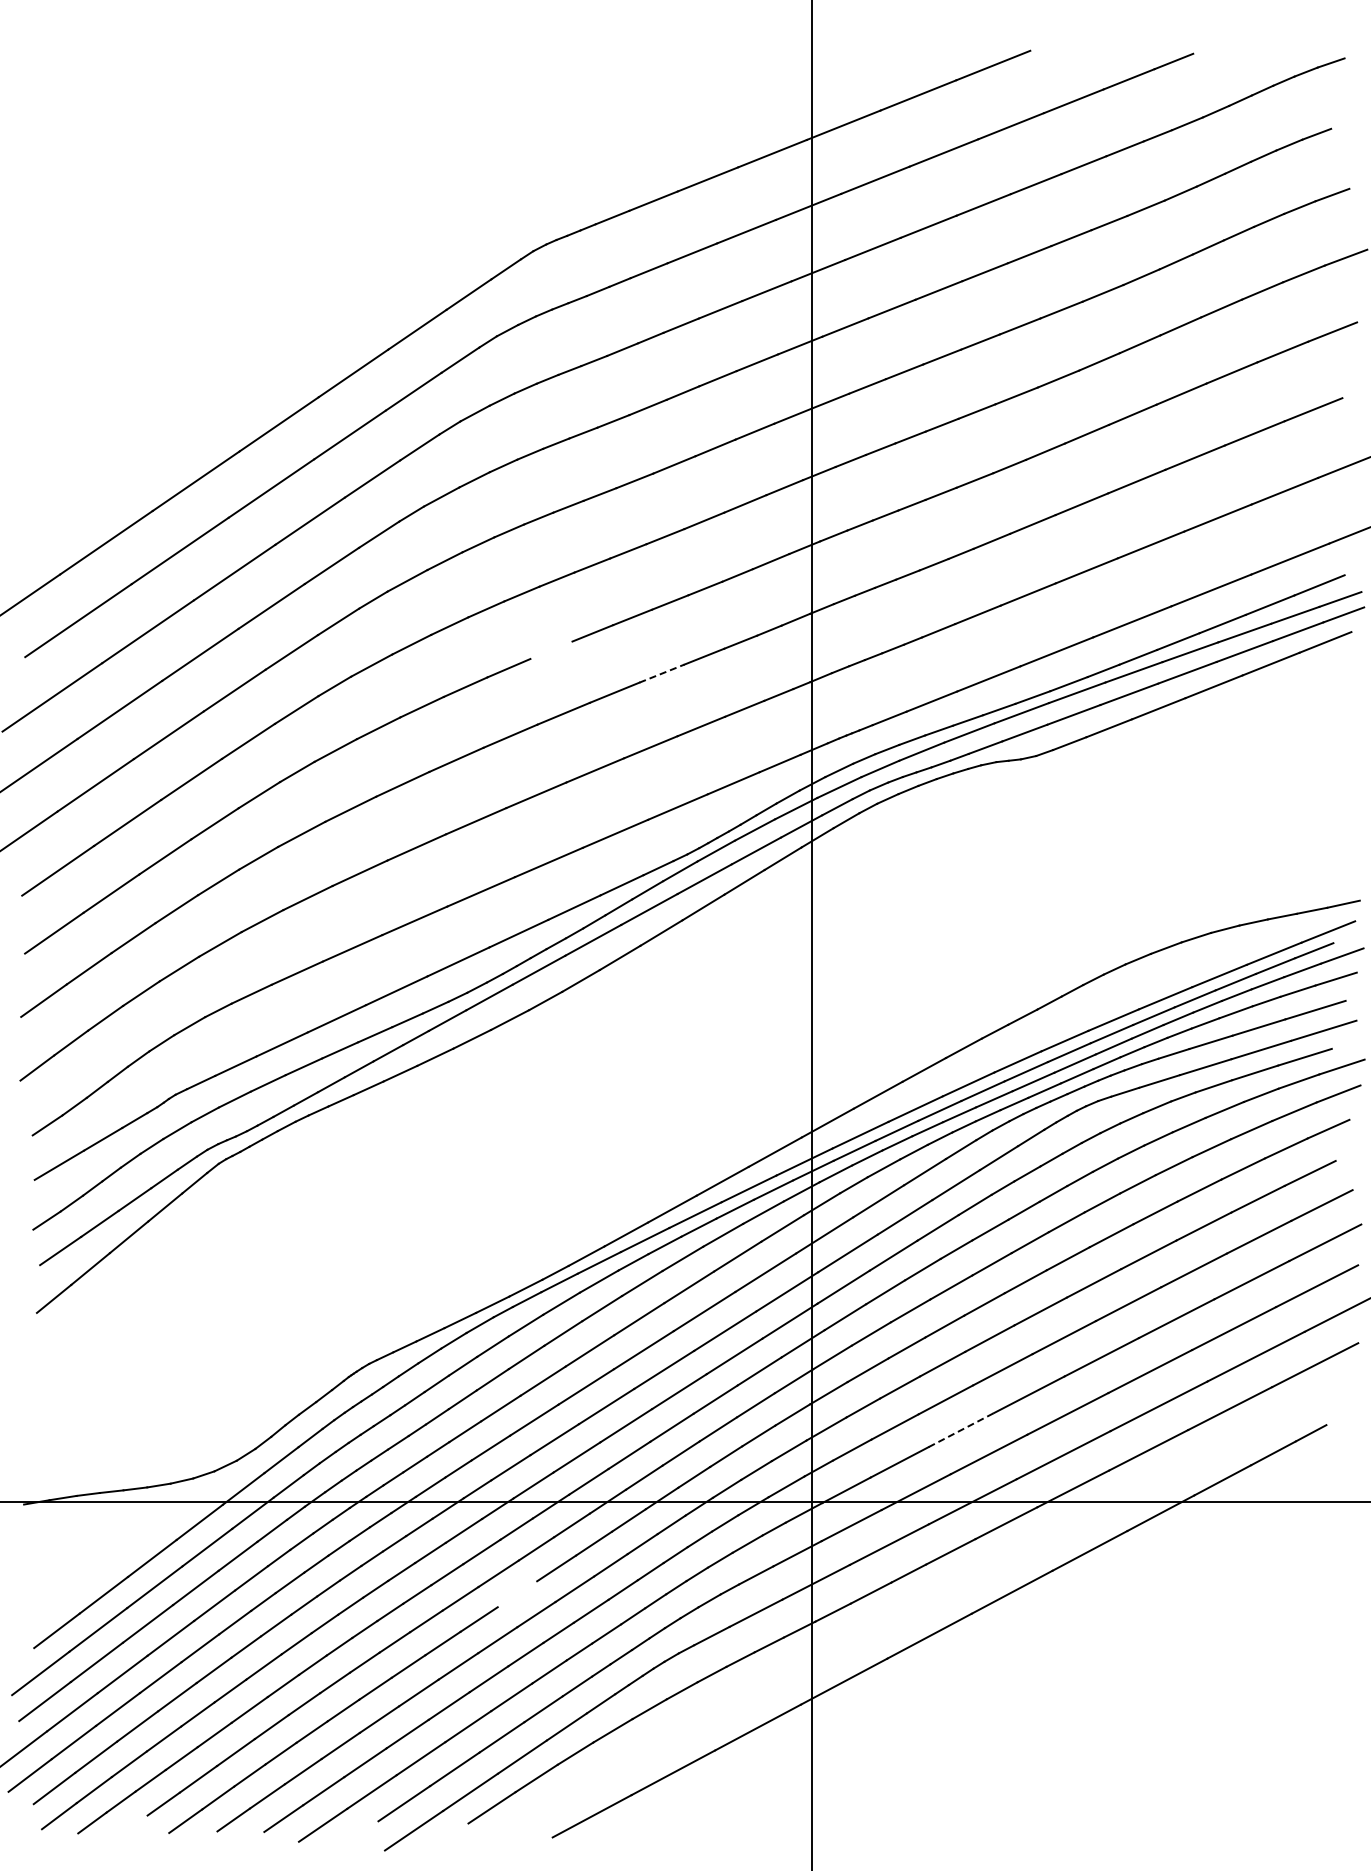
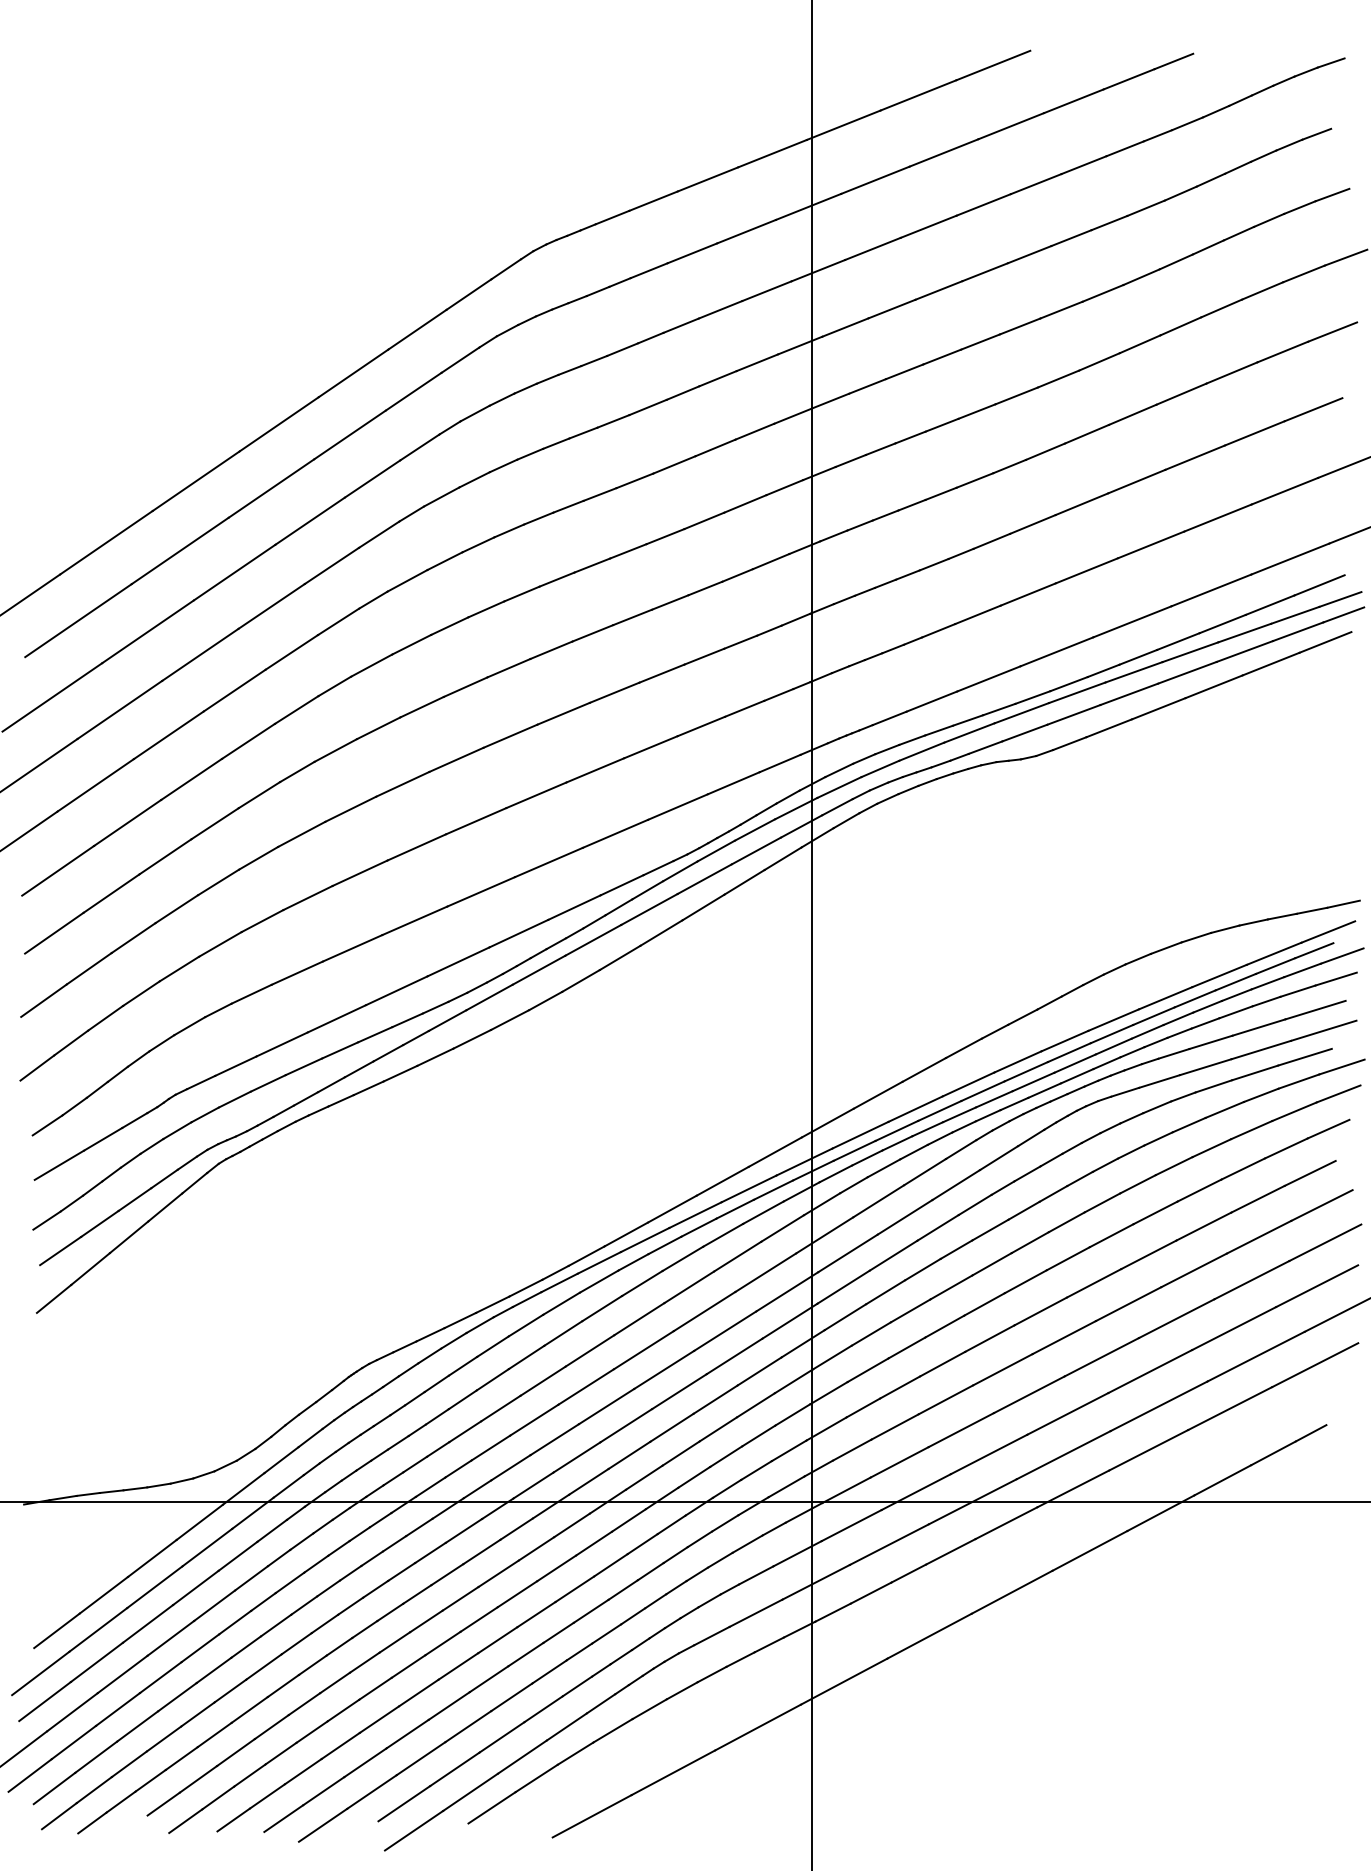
line: none -> present (551, 650)
line: dashed -> solid (662, 673)
line: dashed -> solid (961, 1430)
line: none -> present (517, 1594)
